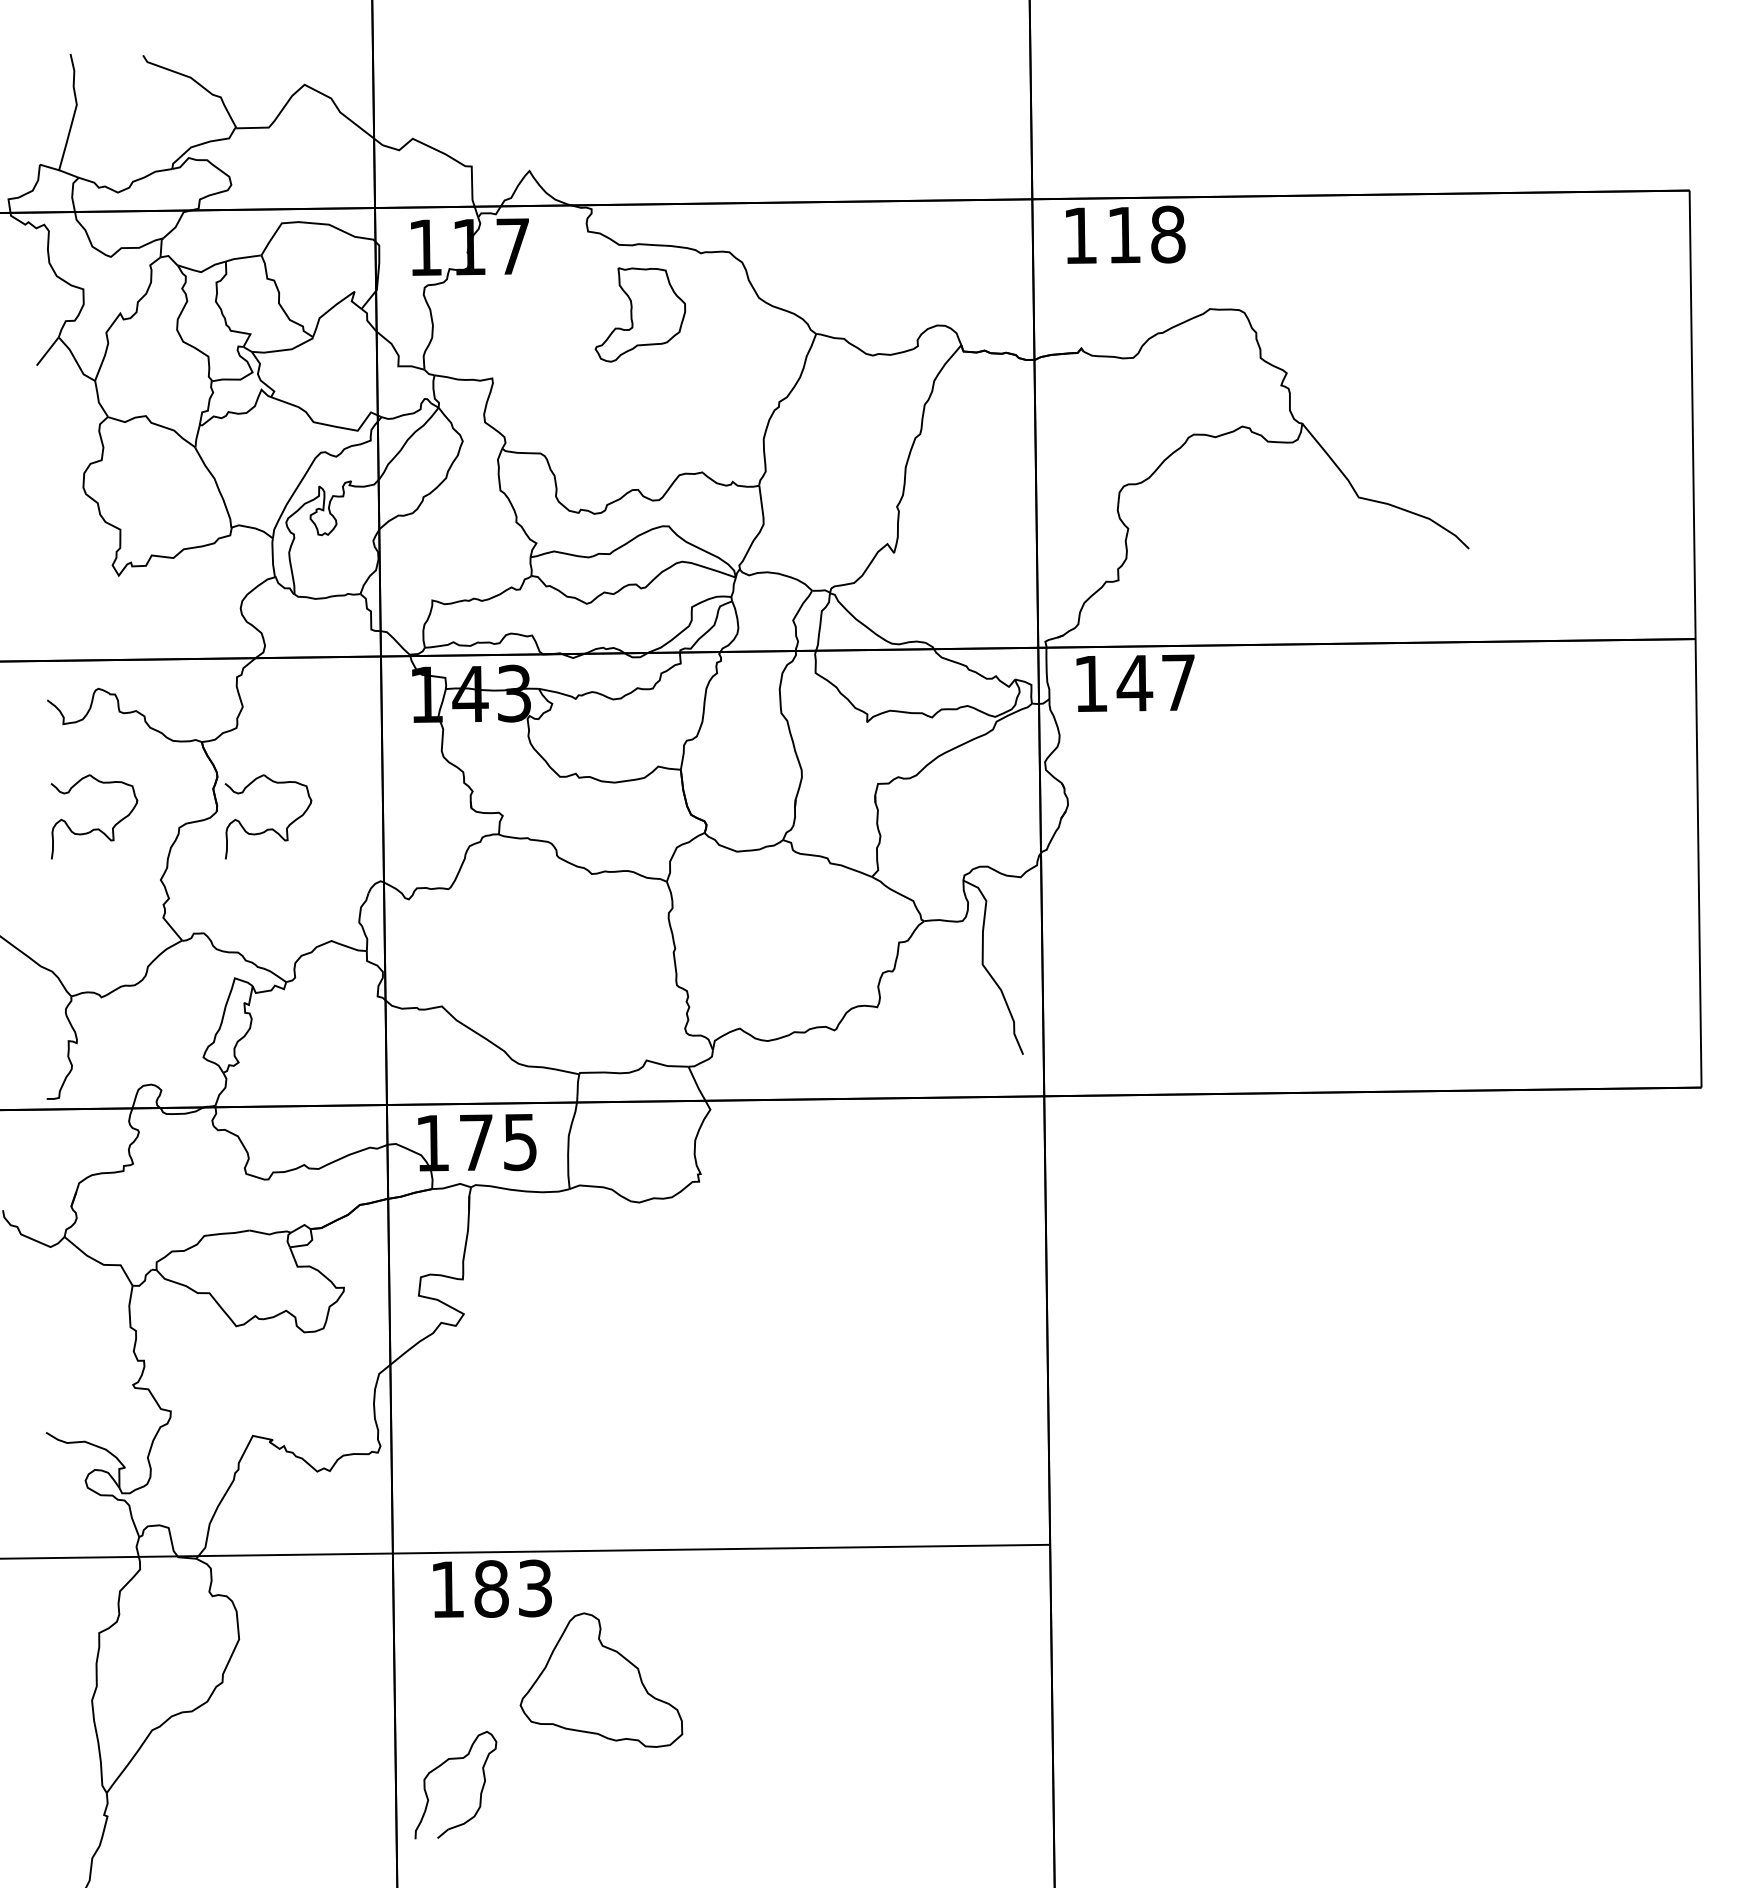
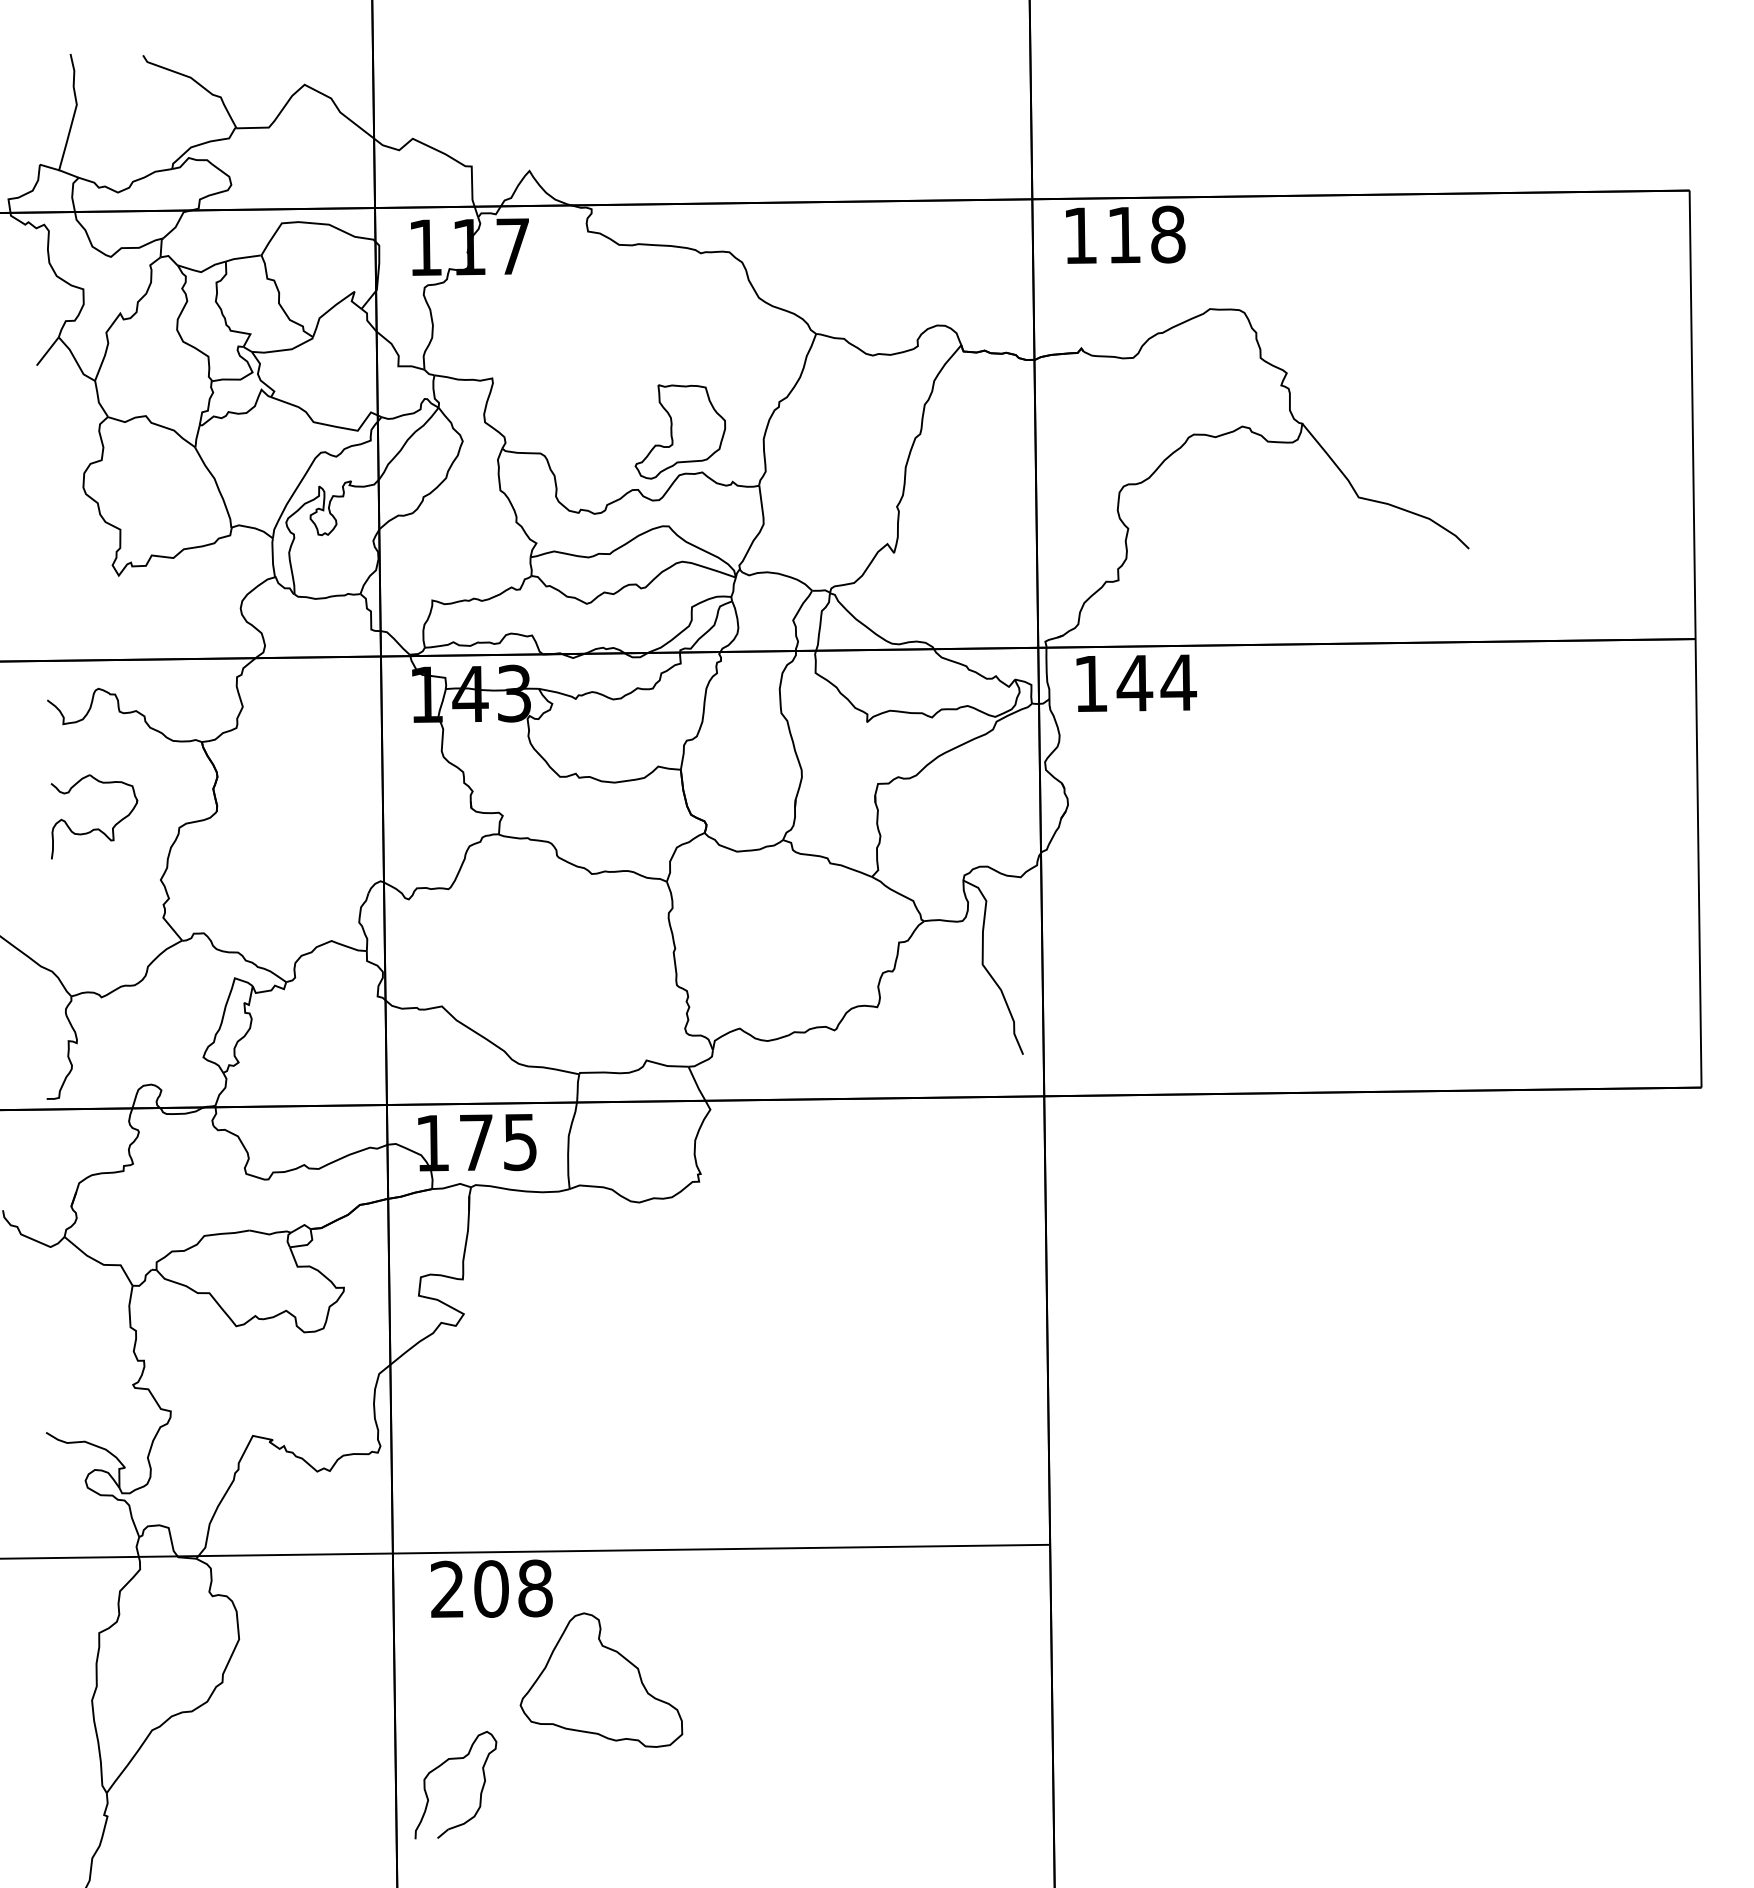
part position: (640, 314) -> (680, 431) (680, 431)
text: 147 -> 144 (1178, 682)
part: present -> none (268, 828)
text: 183 -> 208 (491, 1588)
